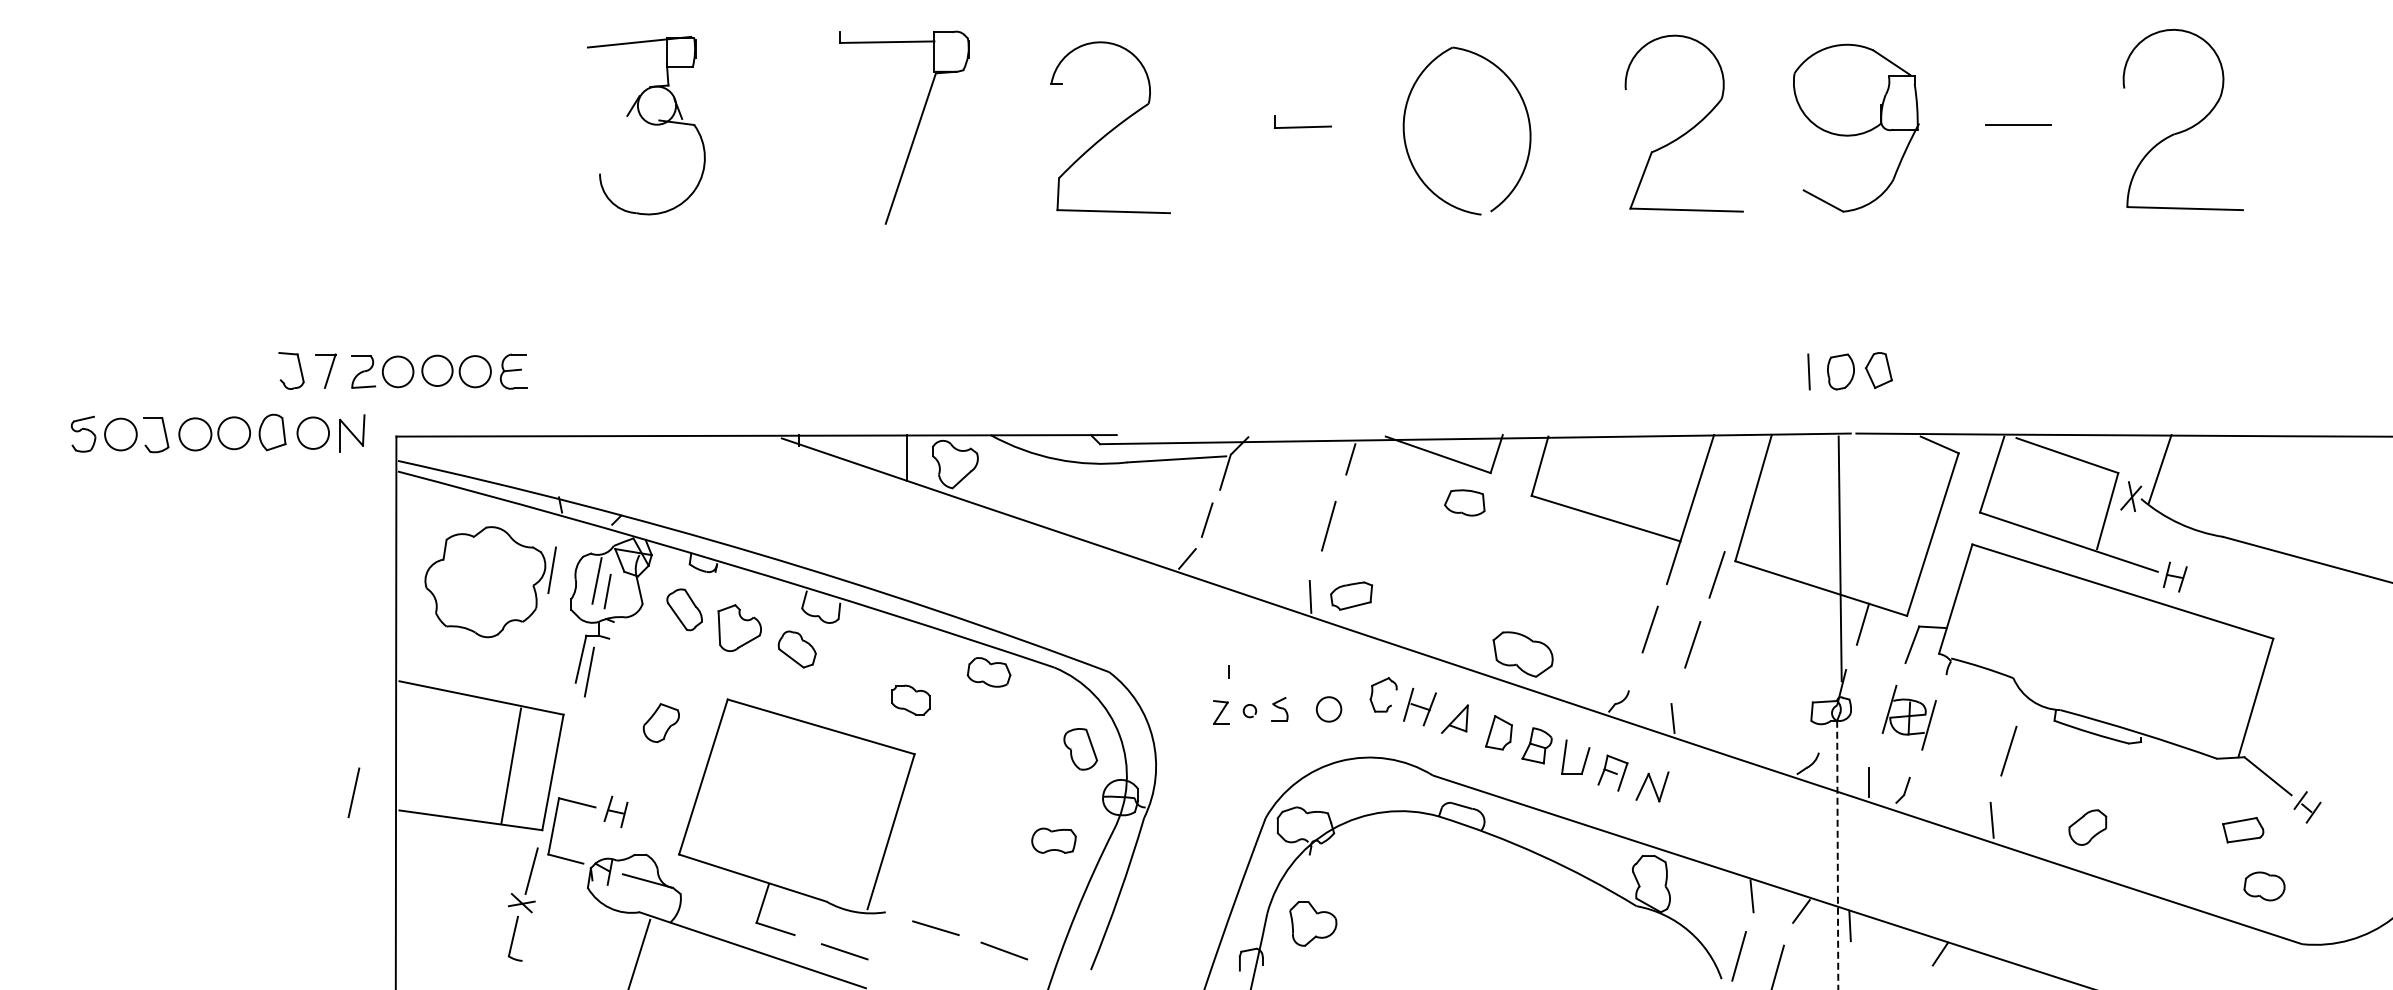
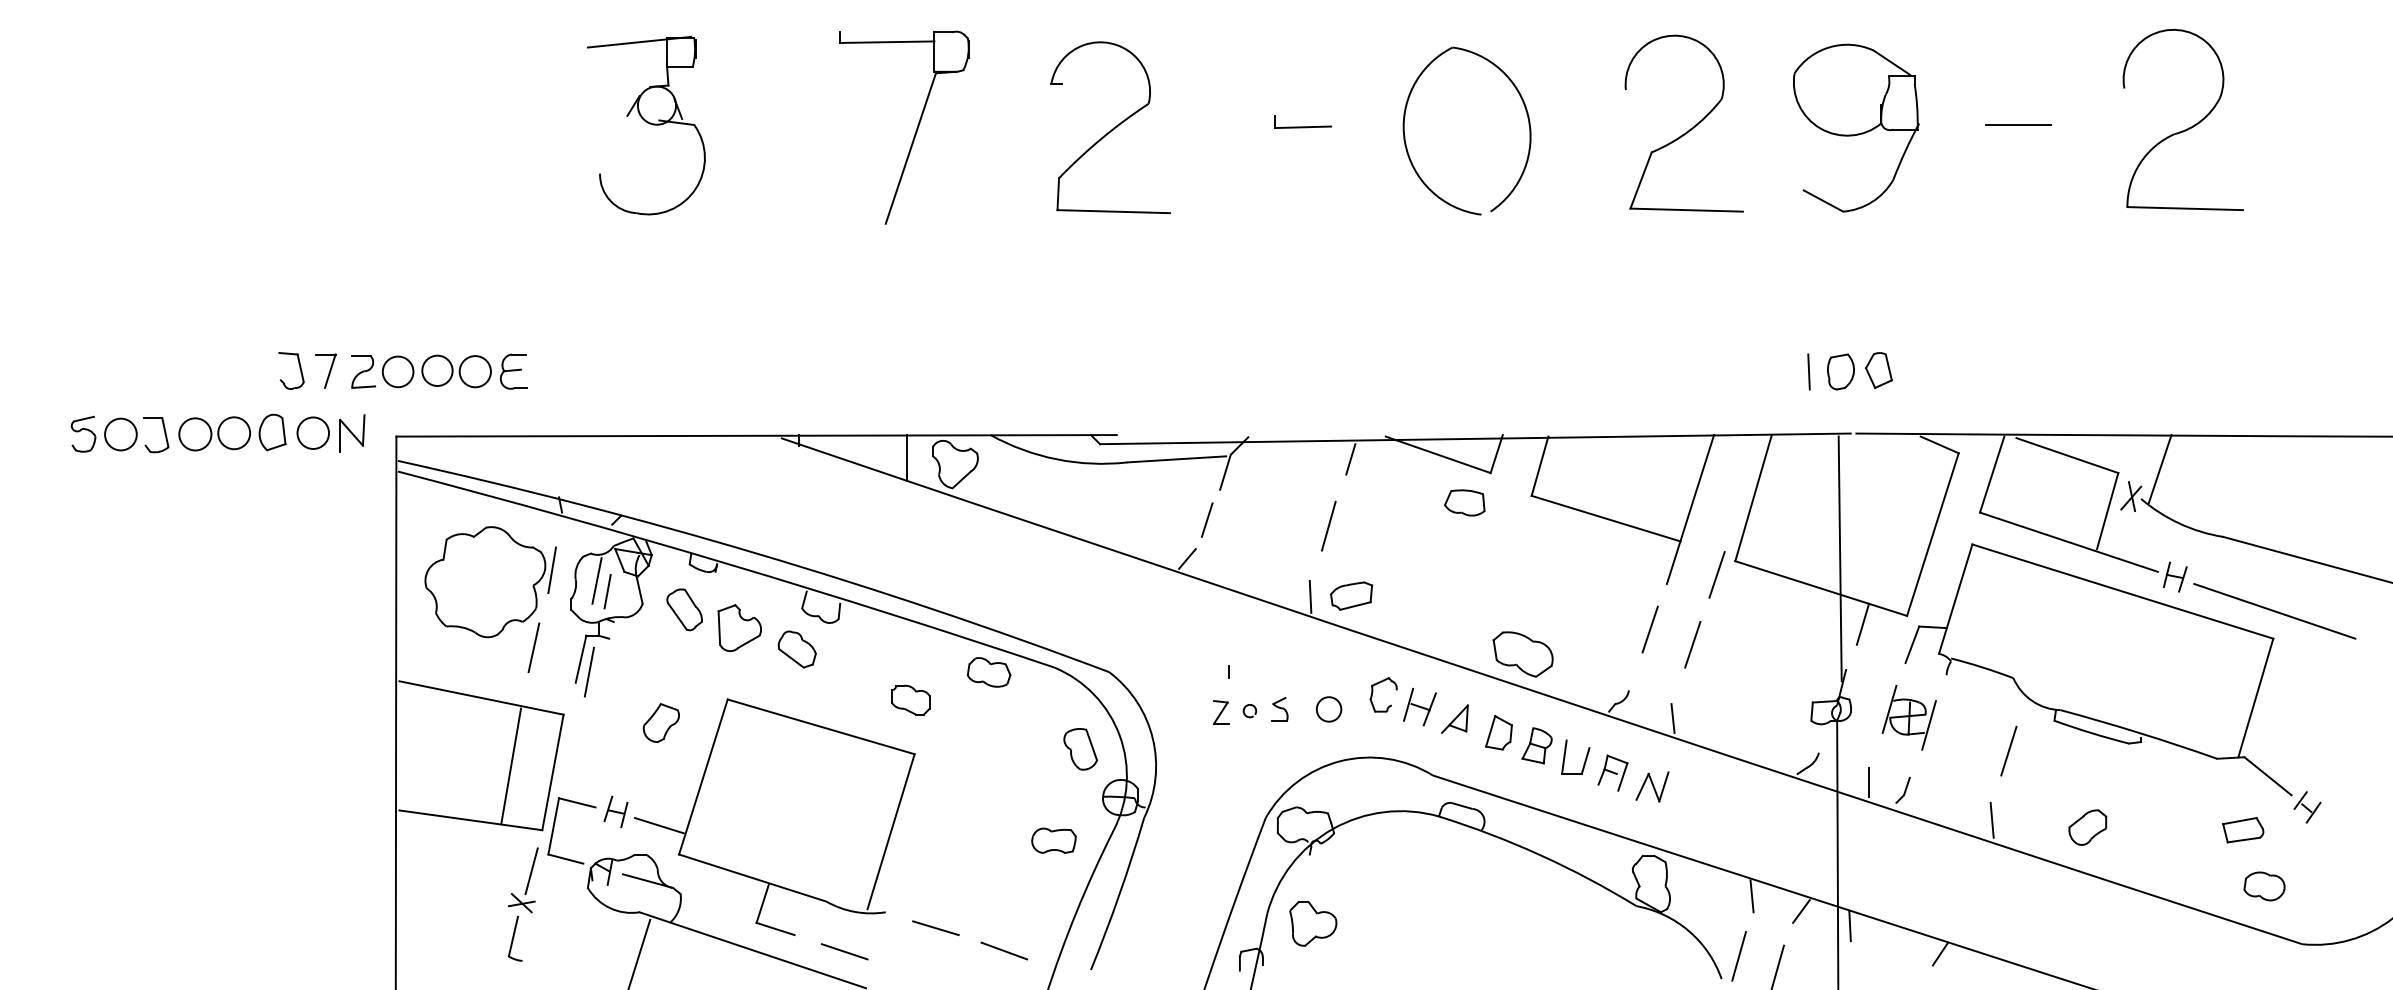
line: none -> present (2274, 611)
line position: (353, 792) -> (533, 647) (533, 647)
line: none -> present (659, 825)
line: dashed -> solid (1837, 855)
